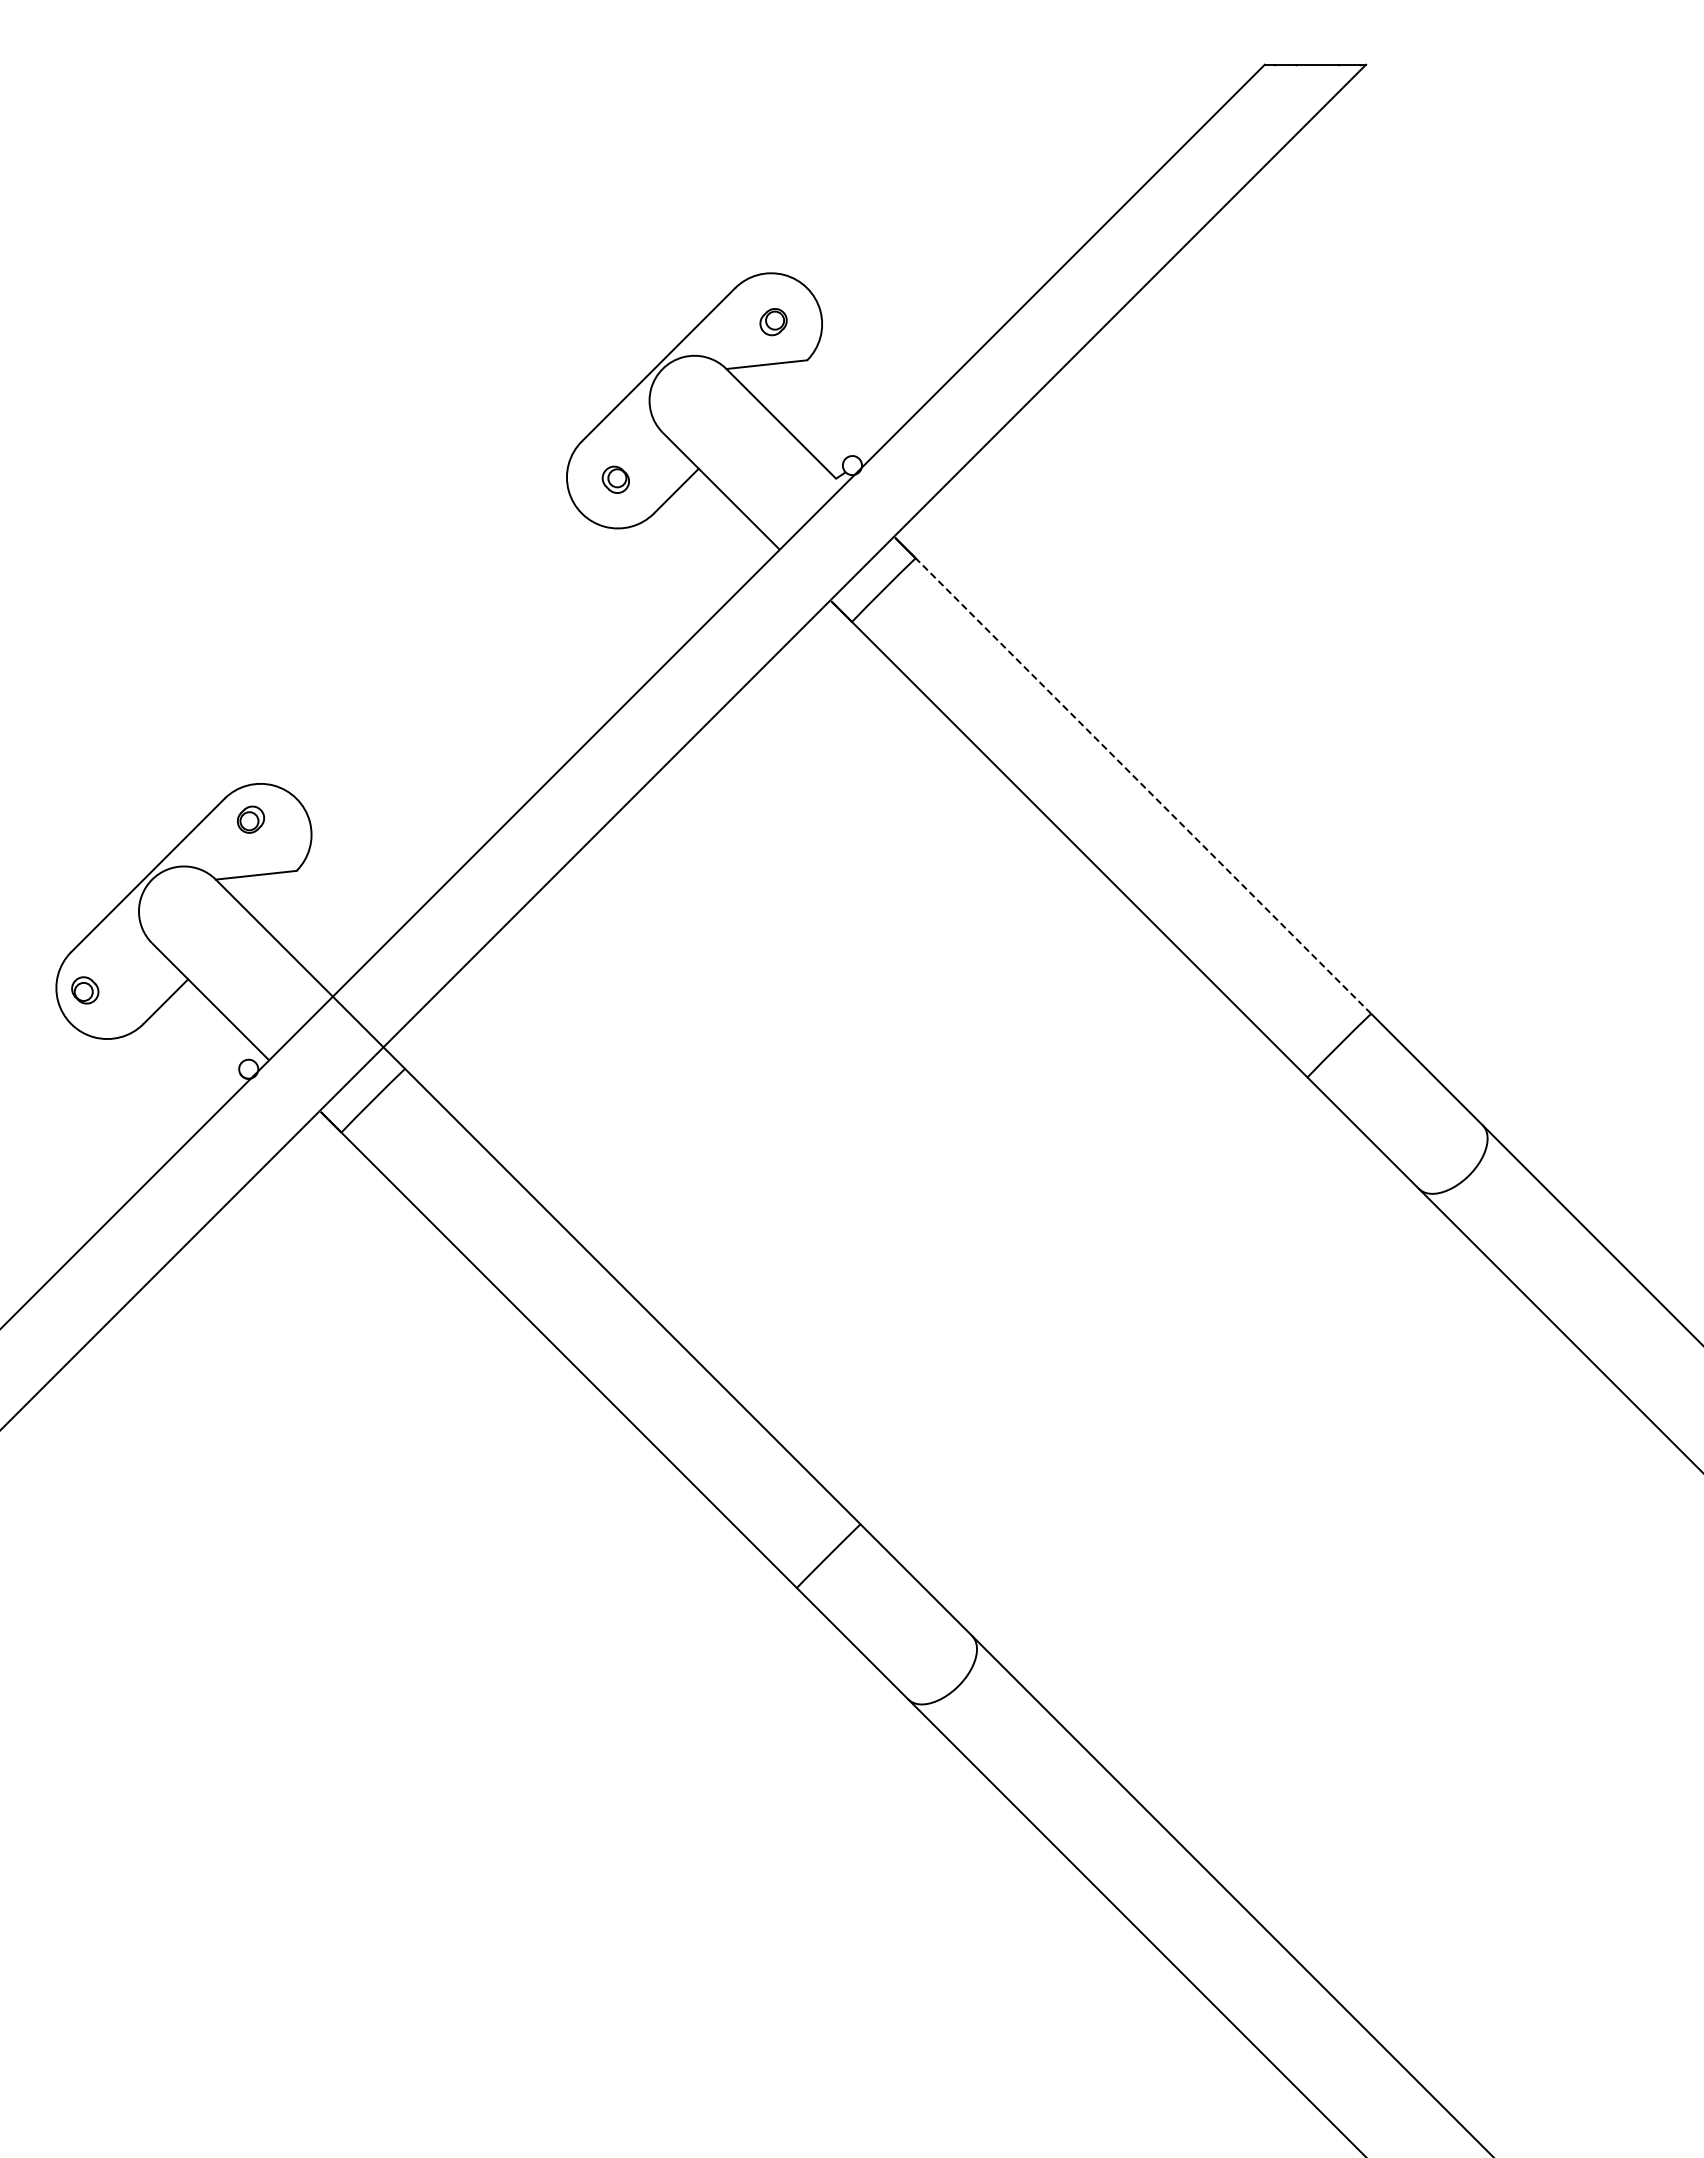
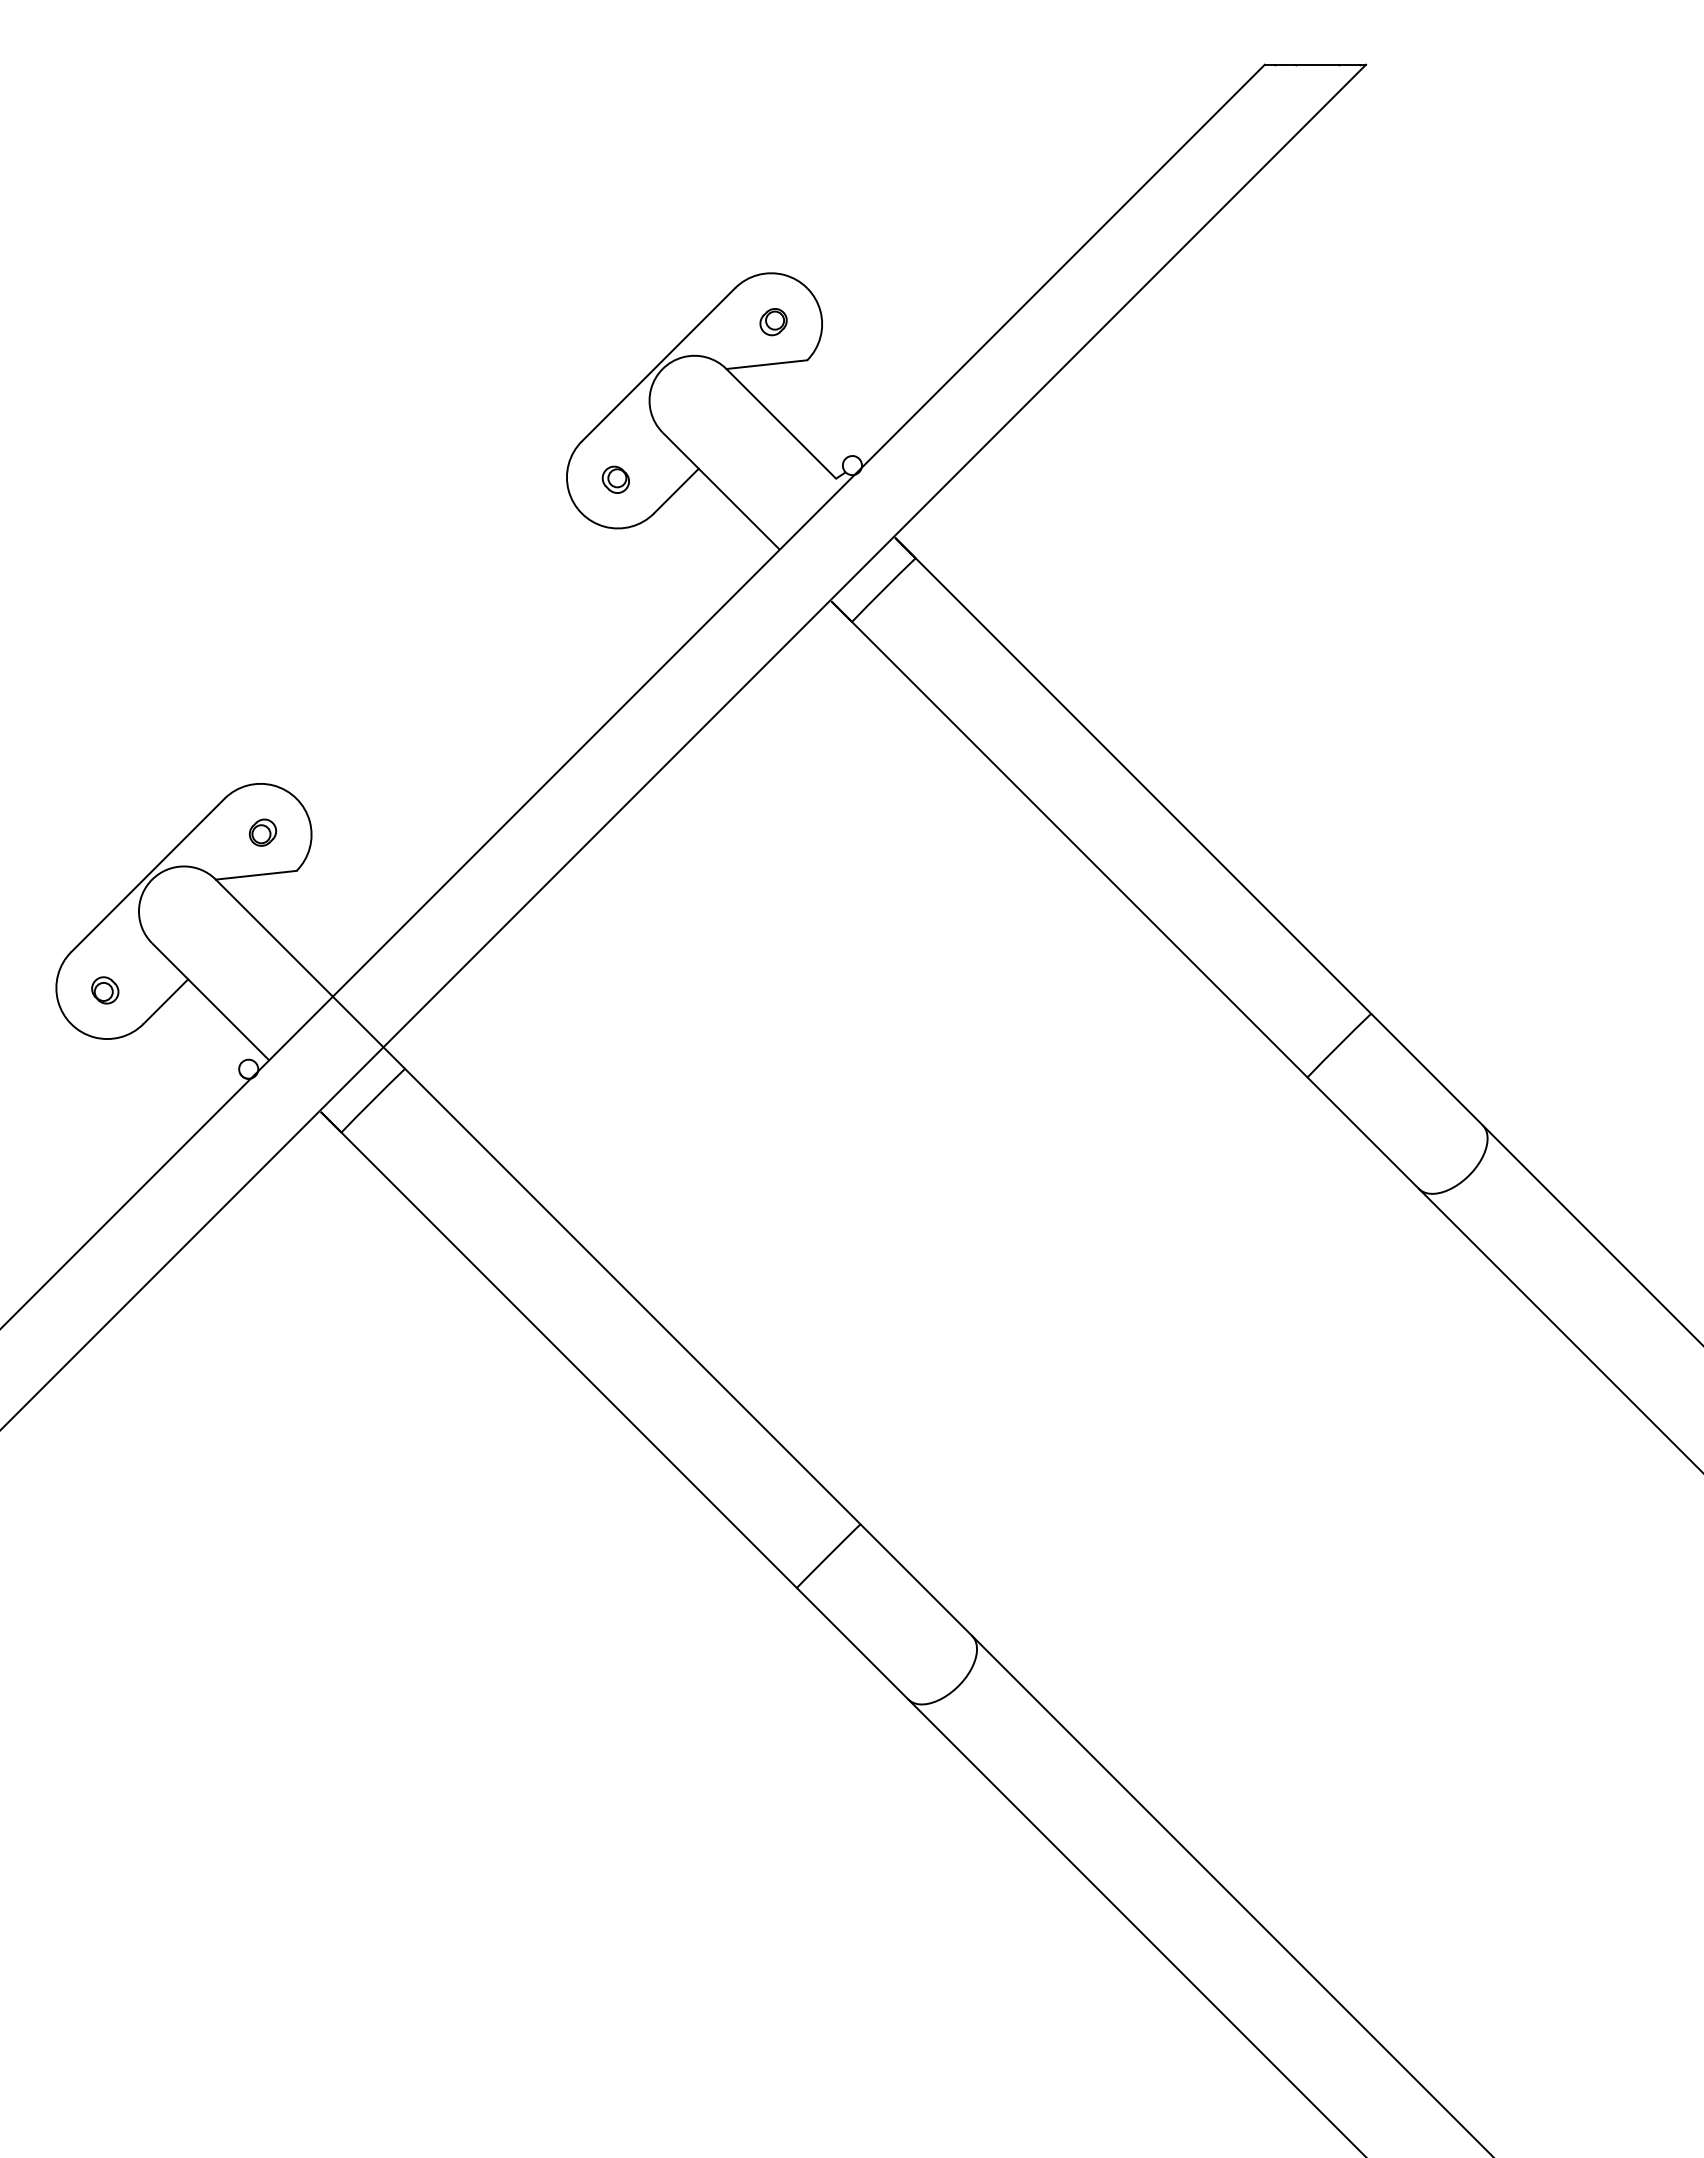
line: dashed -> solid (1143, 785)
part position: (250, 819) -> (262, 832) (262, 832)
part position: (85, 990) -> (105, 990) (105, 990)
